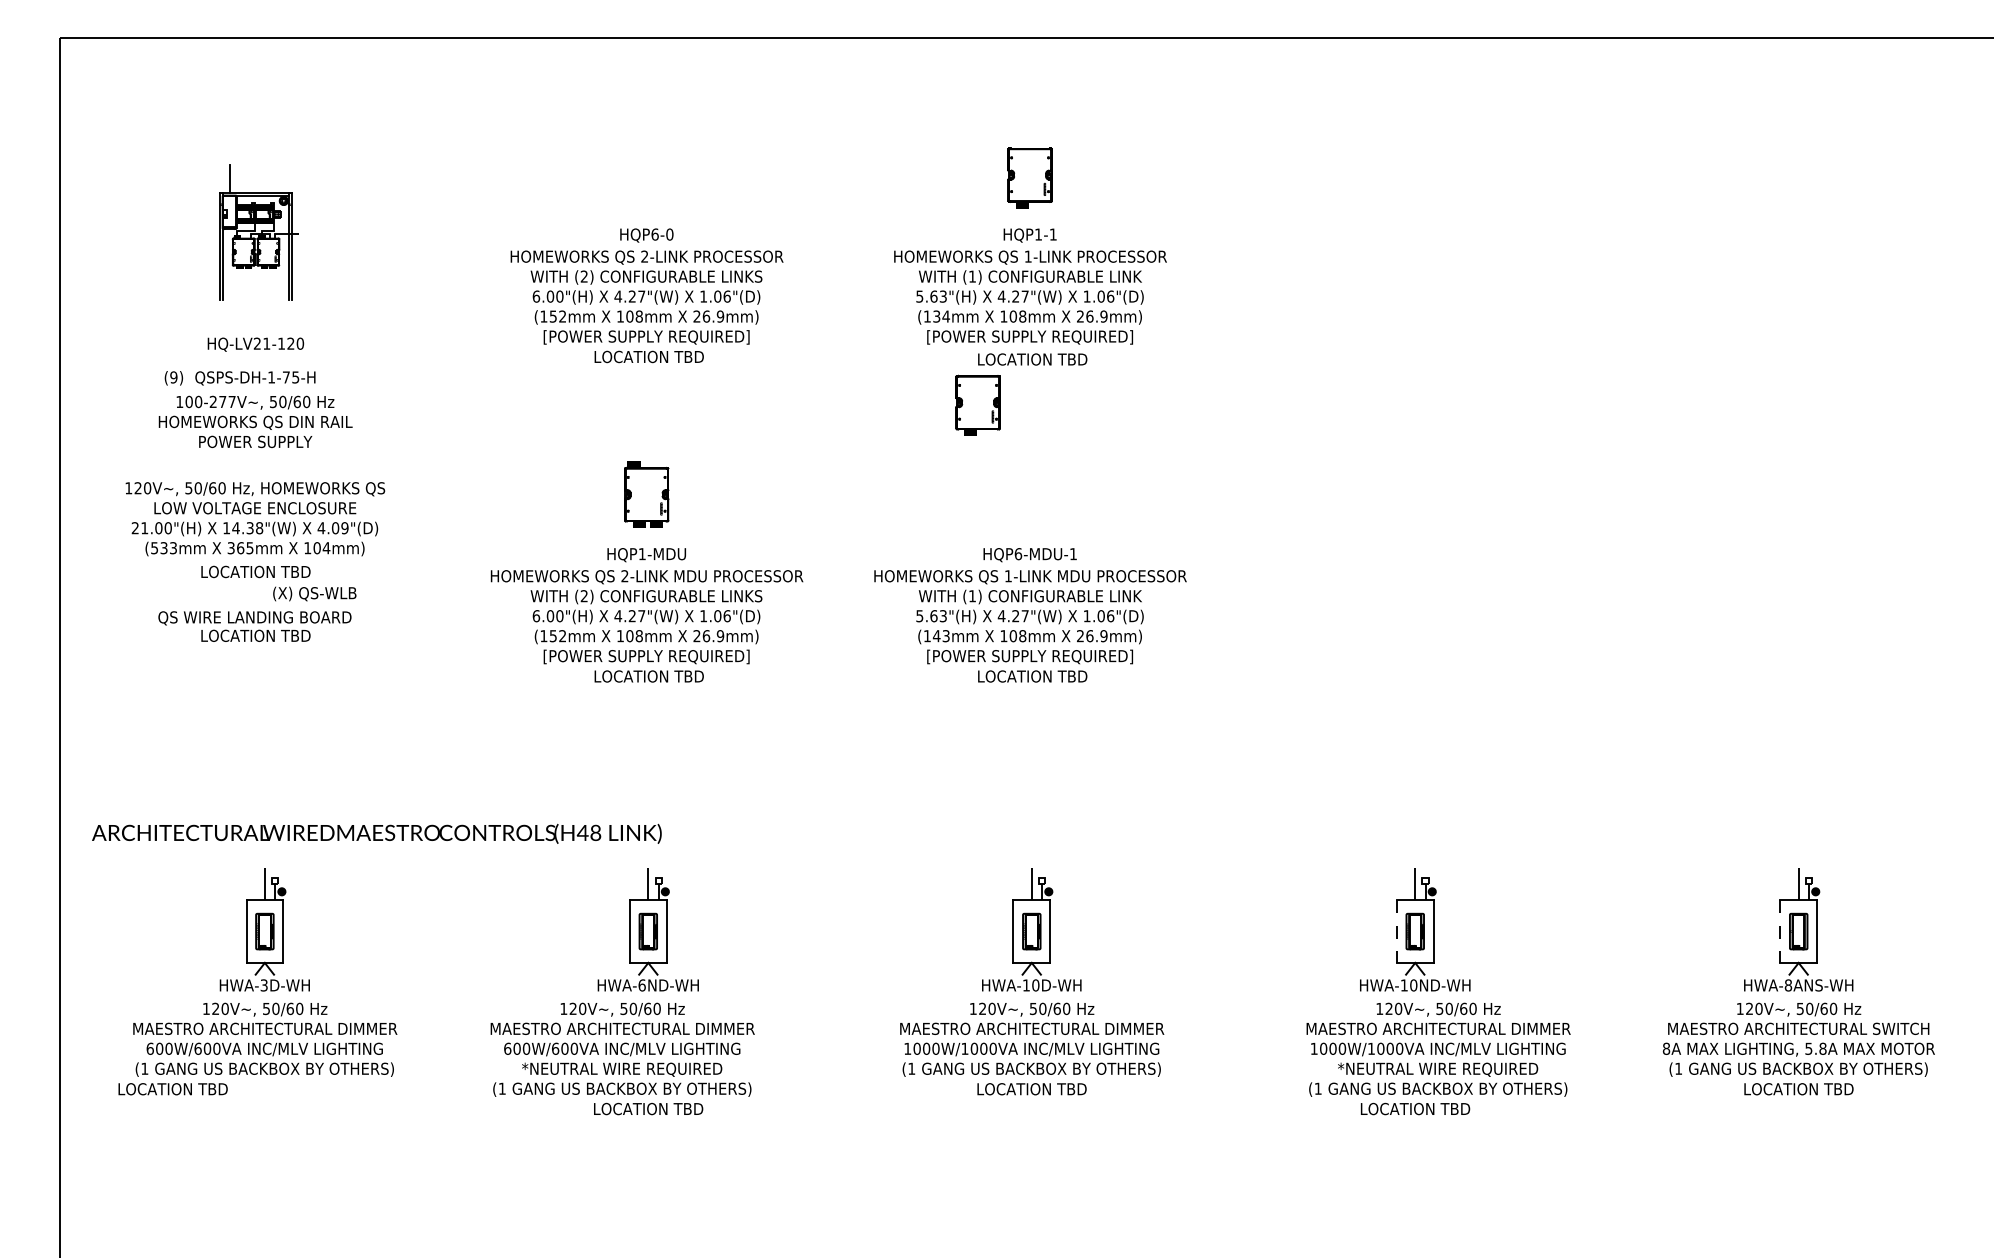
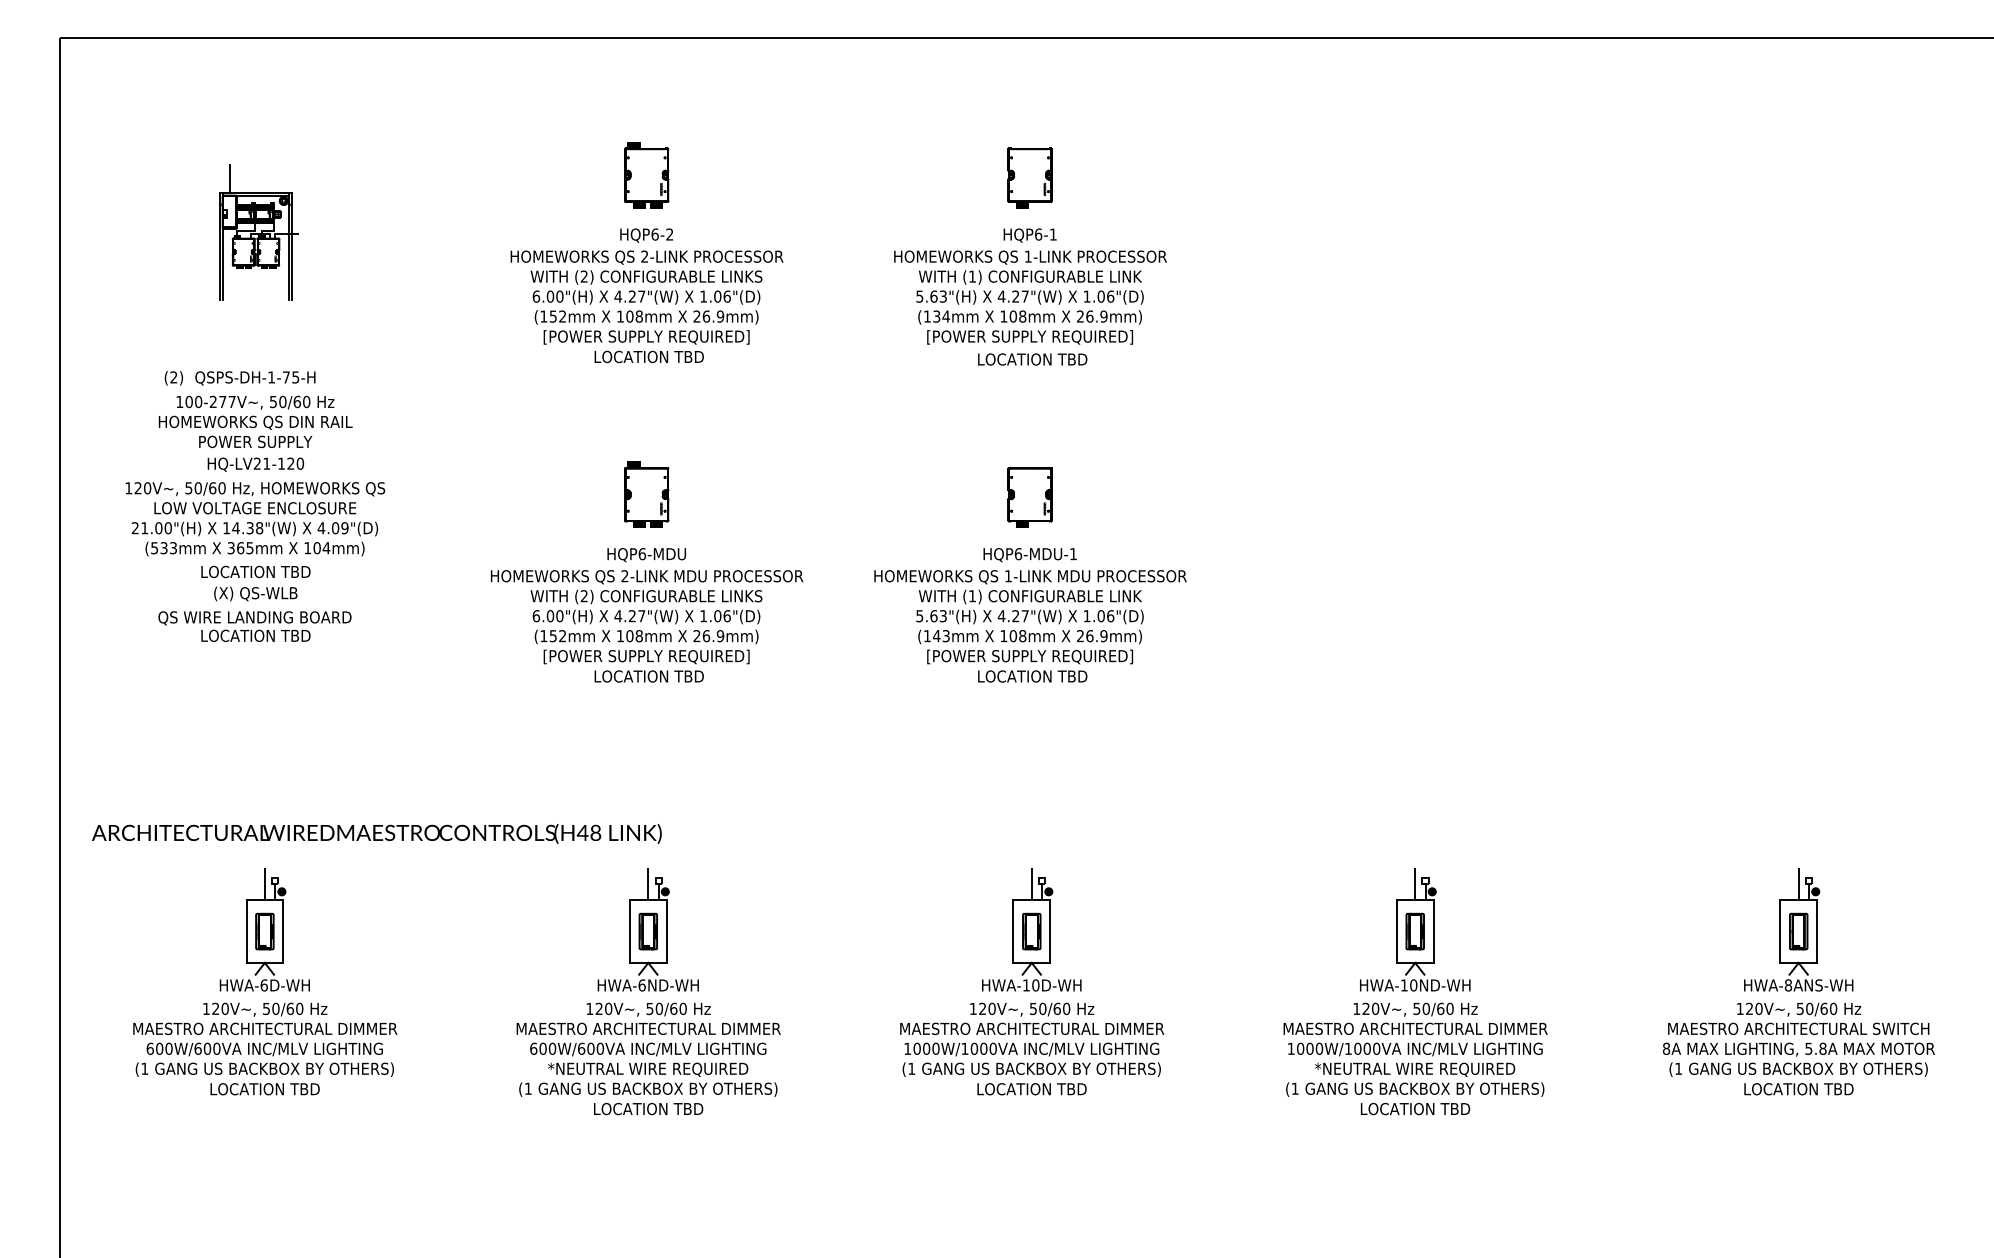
part: none -> present (646, 175)
text: HQP6-0 -> HQP6-2 (669, 234)
text: HQP1-1 -> HQP6-1 (1038, 234)
text position: (255, 344) -> (255, 464) (255, 464)
text: (9) -> (2) (173, 377)
part position: (977, 404) -> (1029, 496) (1029, 496)
text: HQP1-MDU -> HQP6-MDU (642, 554)
text position: (314, 593) -> (255, 593) (255, 593)
line: dashed -> solid (1396, 932)
line: dashed -> solid (1780, 932)
text: HWA-3D-WH -> HWA-6D-WH (263, 985)
text position: (622, 1049) -> (648, 1049) (648, 1049)
text position: (1438, 1049) -> (1415, 1049) (1415, 1049)
text position: (172, 1089) -> (264, 1089) (264, 1089)
